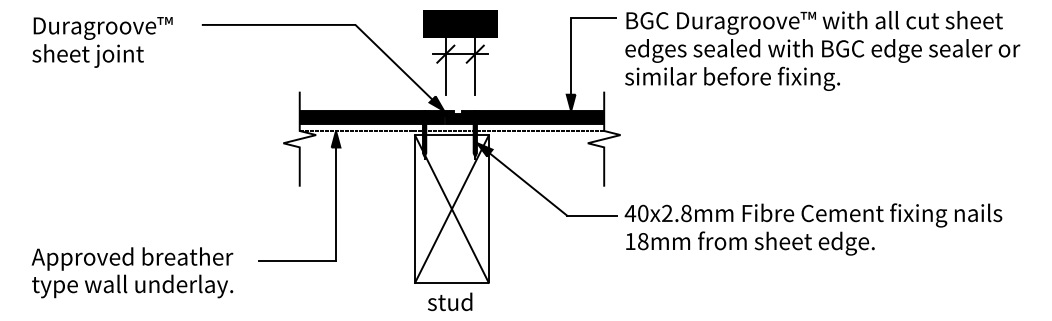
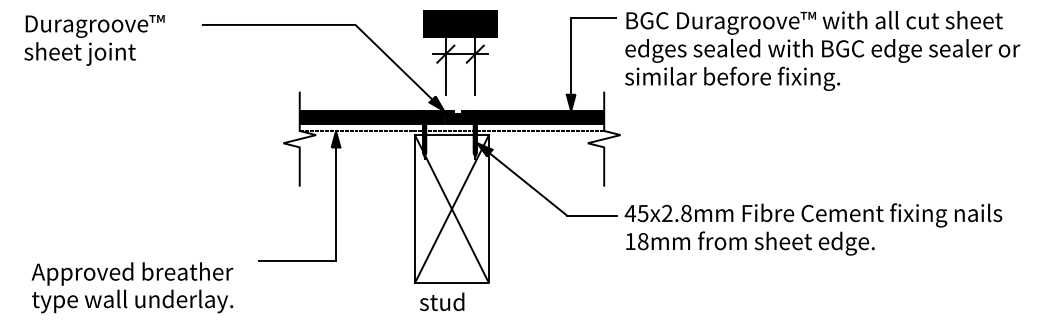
text position: (102, 42) -> (94, 40) (94, 40)
text: 40x2.8mm -> 45x2.8mm (642, 212)
text position: (132, 272) -> (132, 287) (132, 287)
text position: (450, 301) -> (442, 301) (442, 301)
